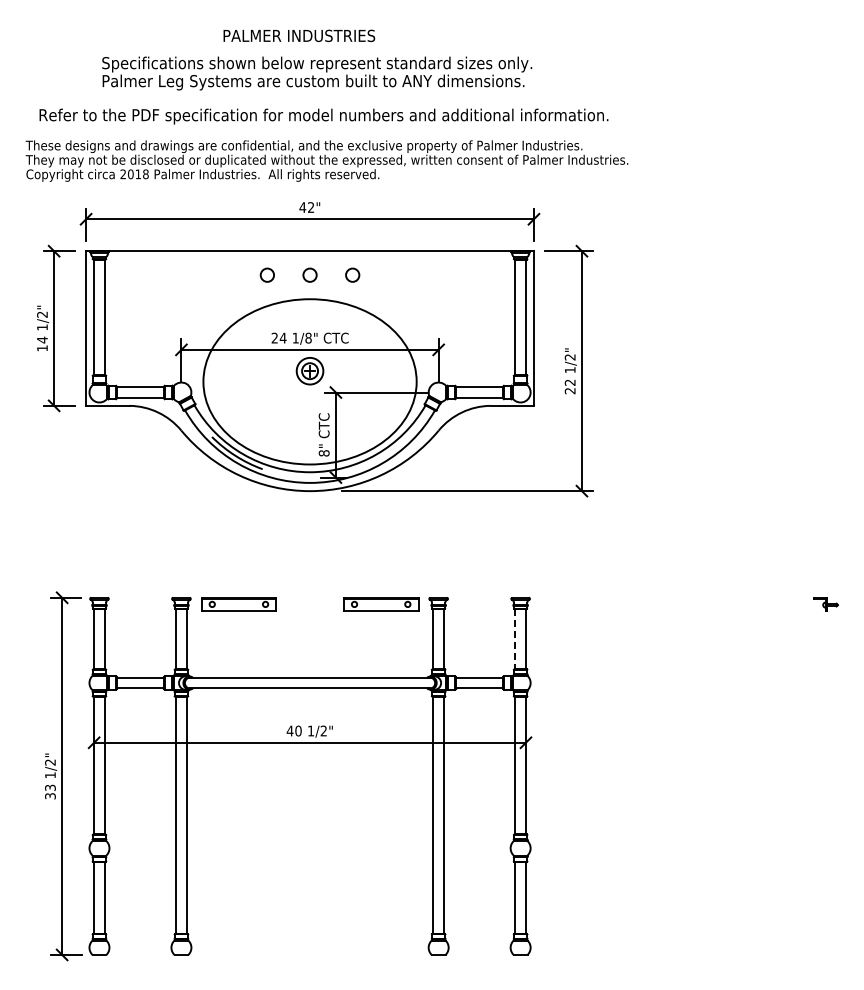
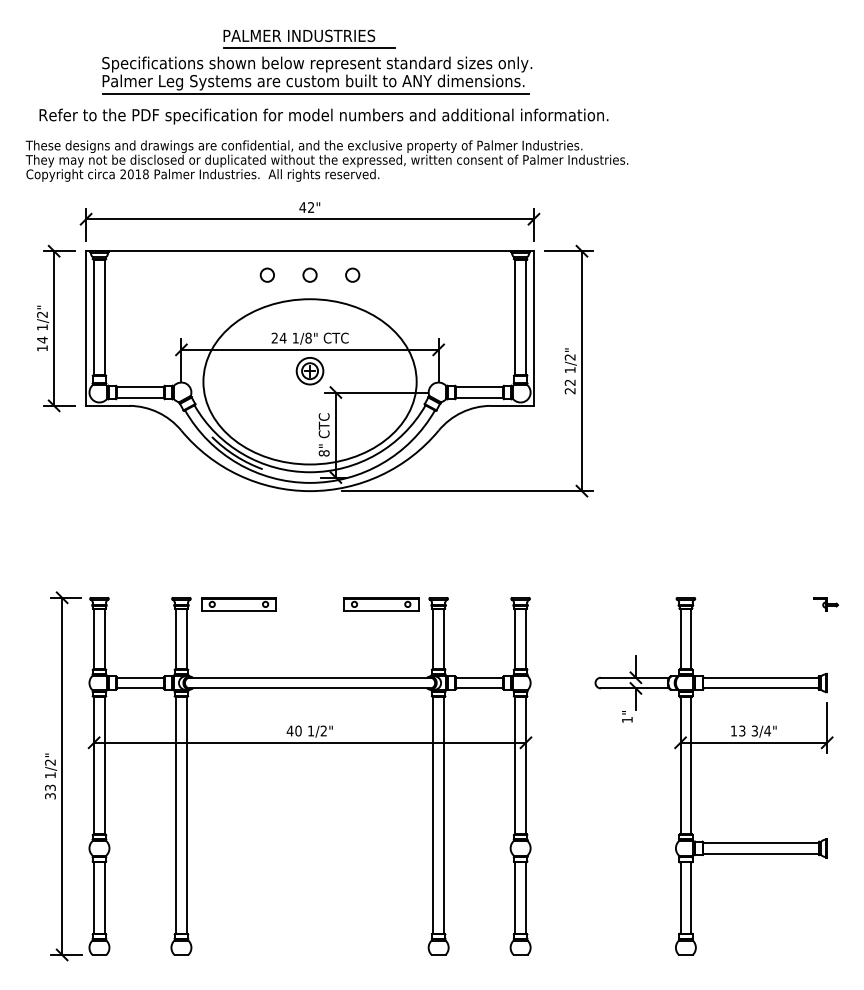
line: none -> present (309, 48)
line: none -> present (315, 93)
line: dashed -> solid (515, 639)
part: none -> present (691, 776)
